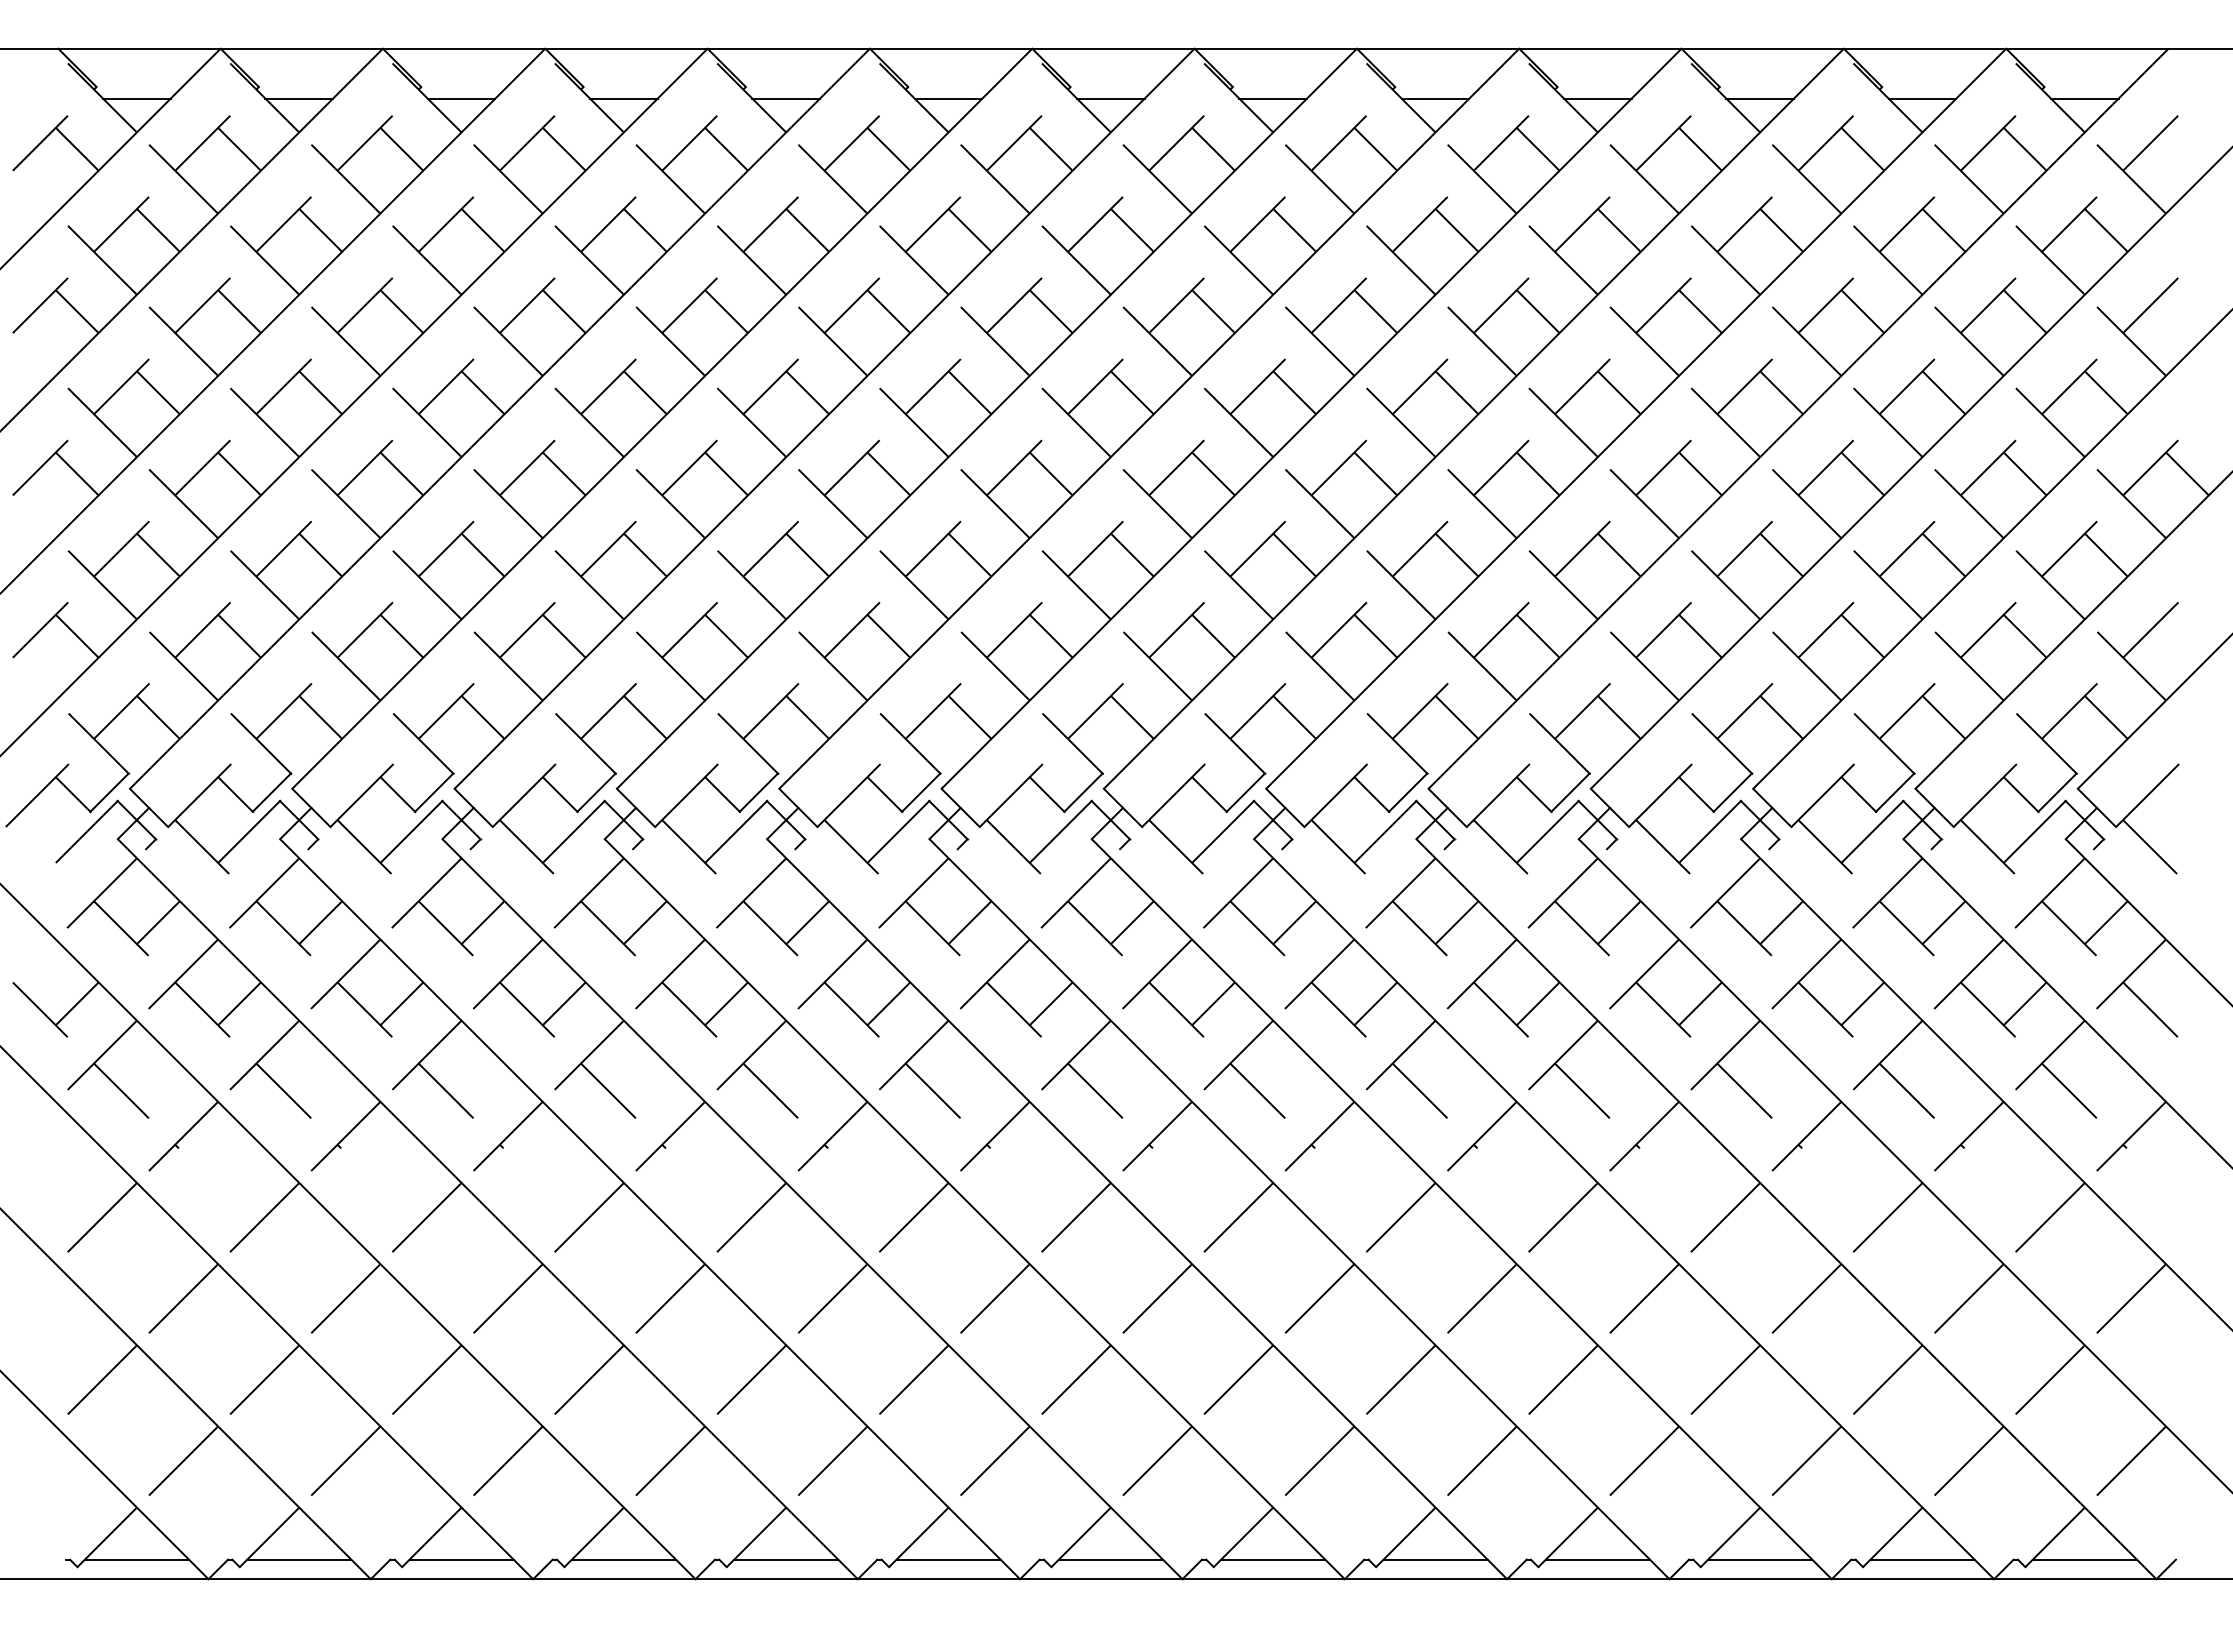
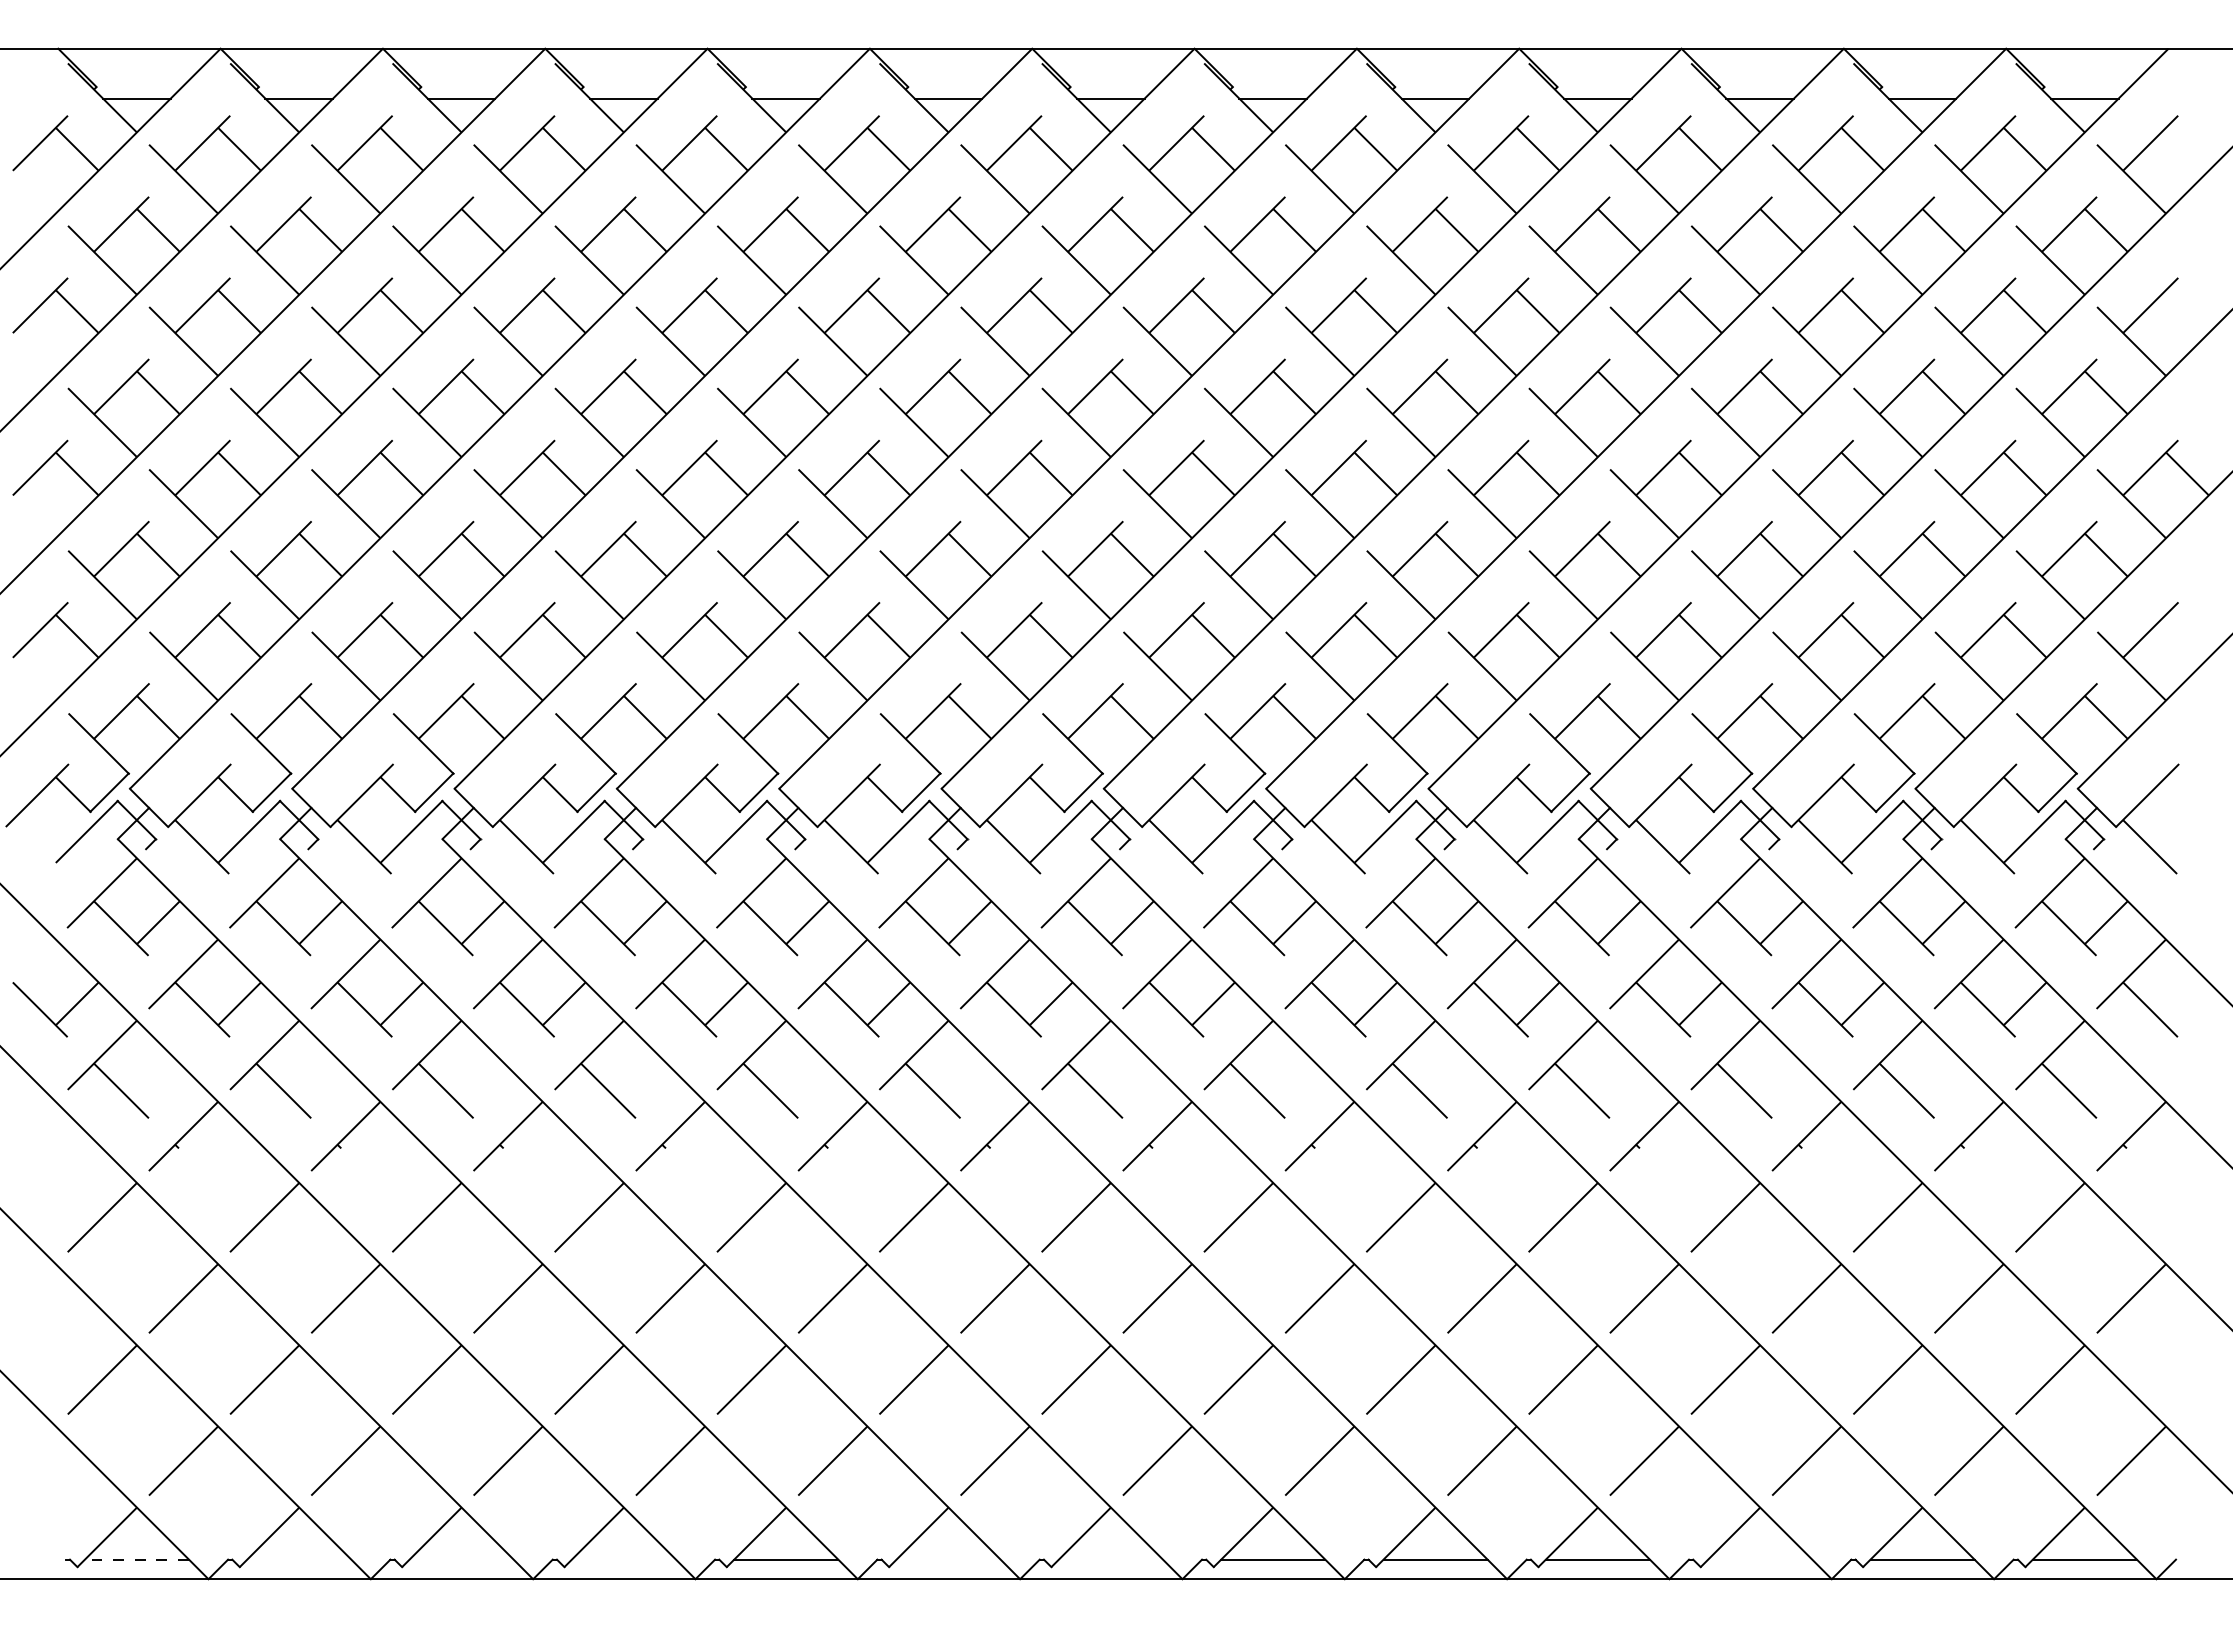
line: solid -> dashed (136, 1559)
line: present -> none (299, 1559)
line: present -> none (461, 1559)
line: present -> none (623, 1559)
line: present -> none (948, 1559)
line: present -> none (1110, 1559)
line: present -> none (1760, 1559)
